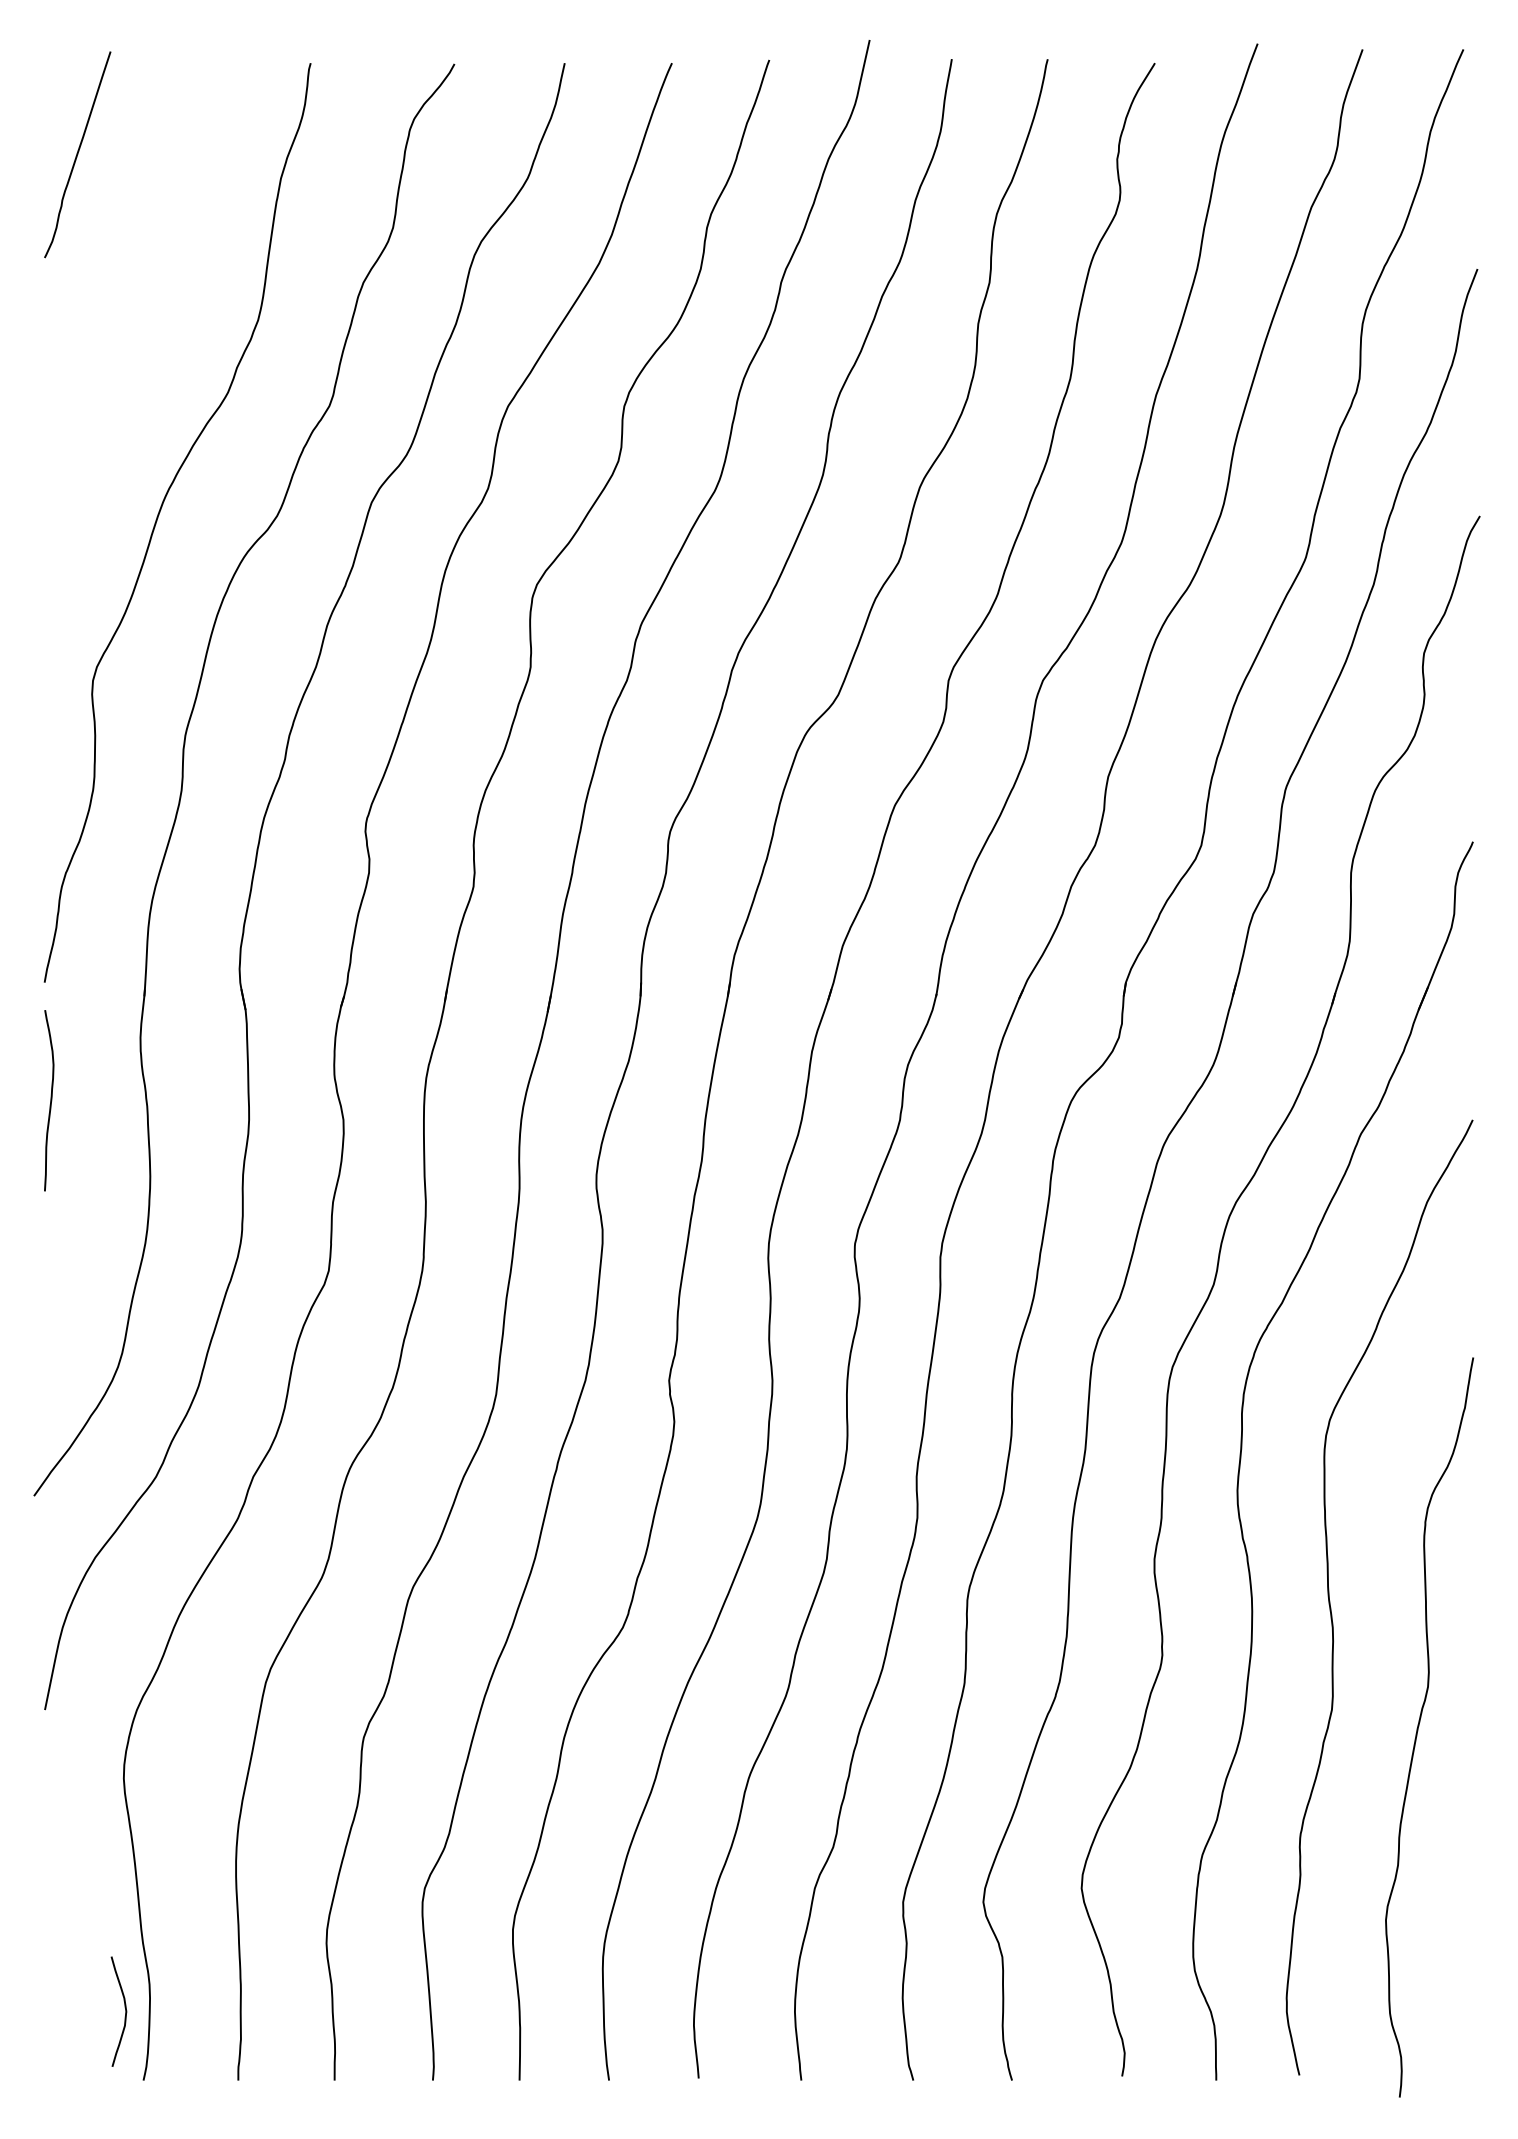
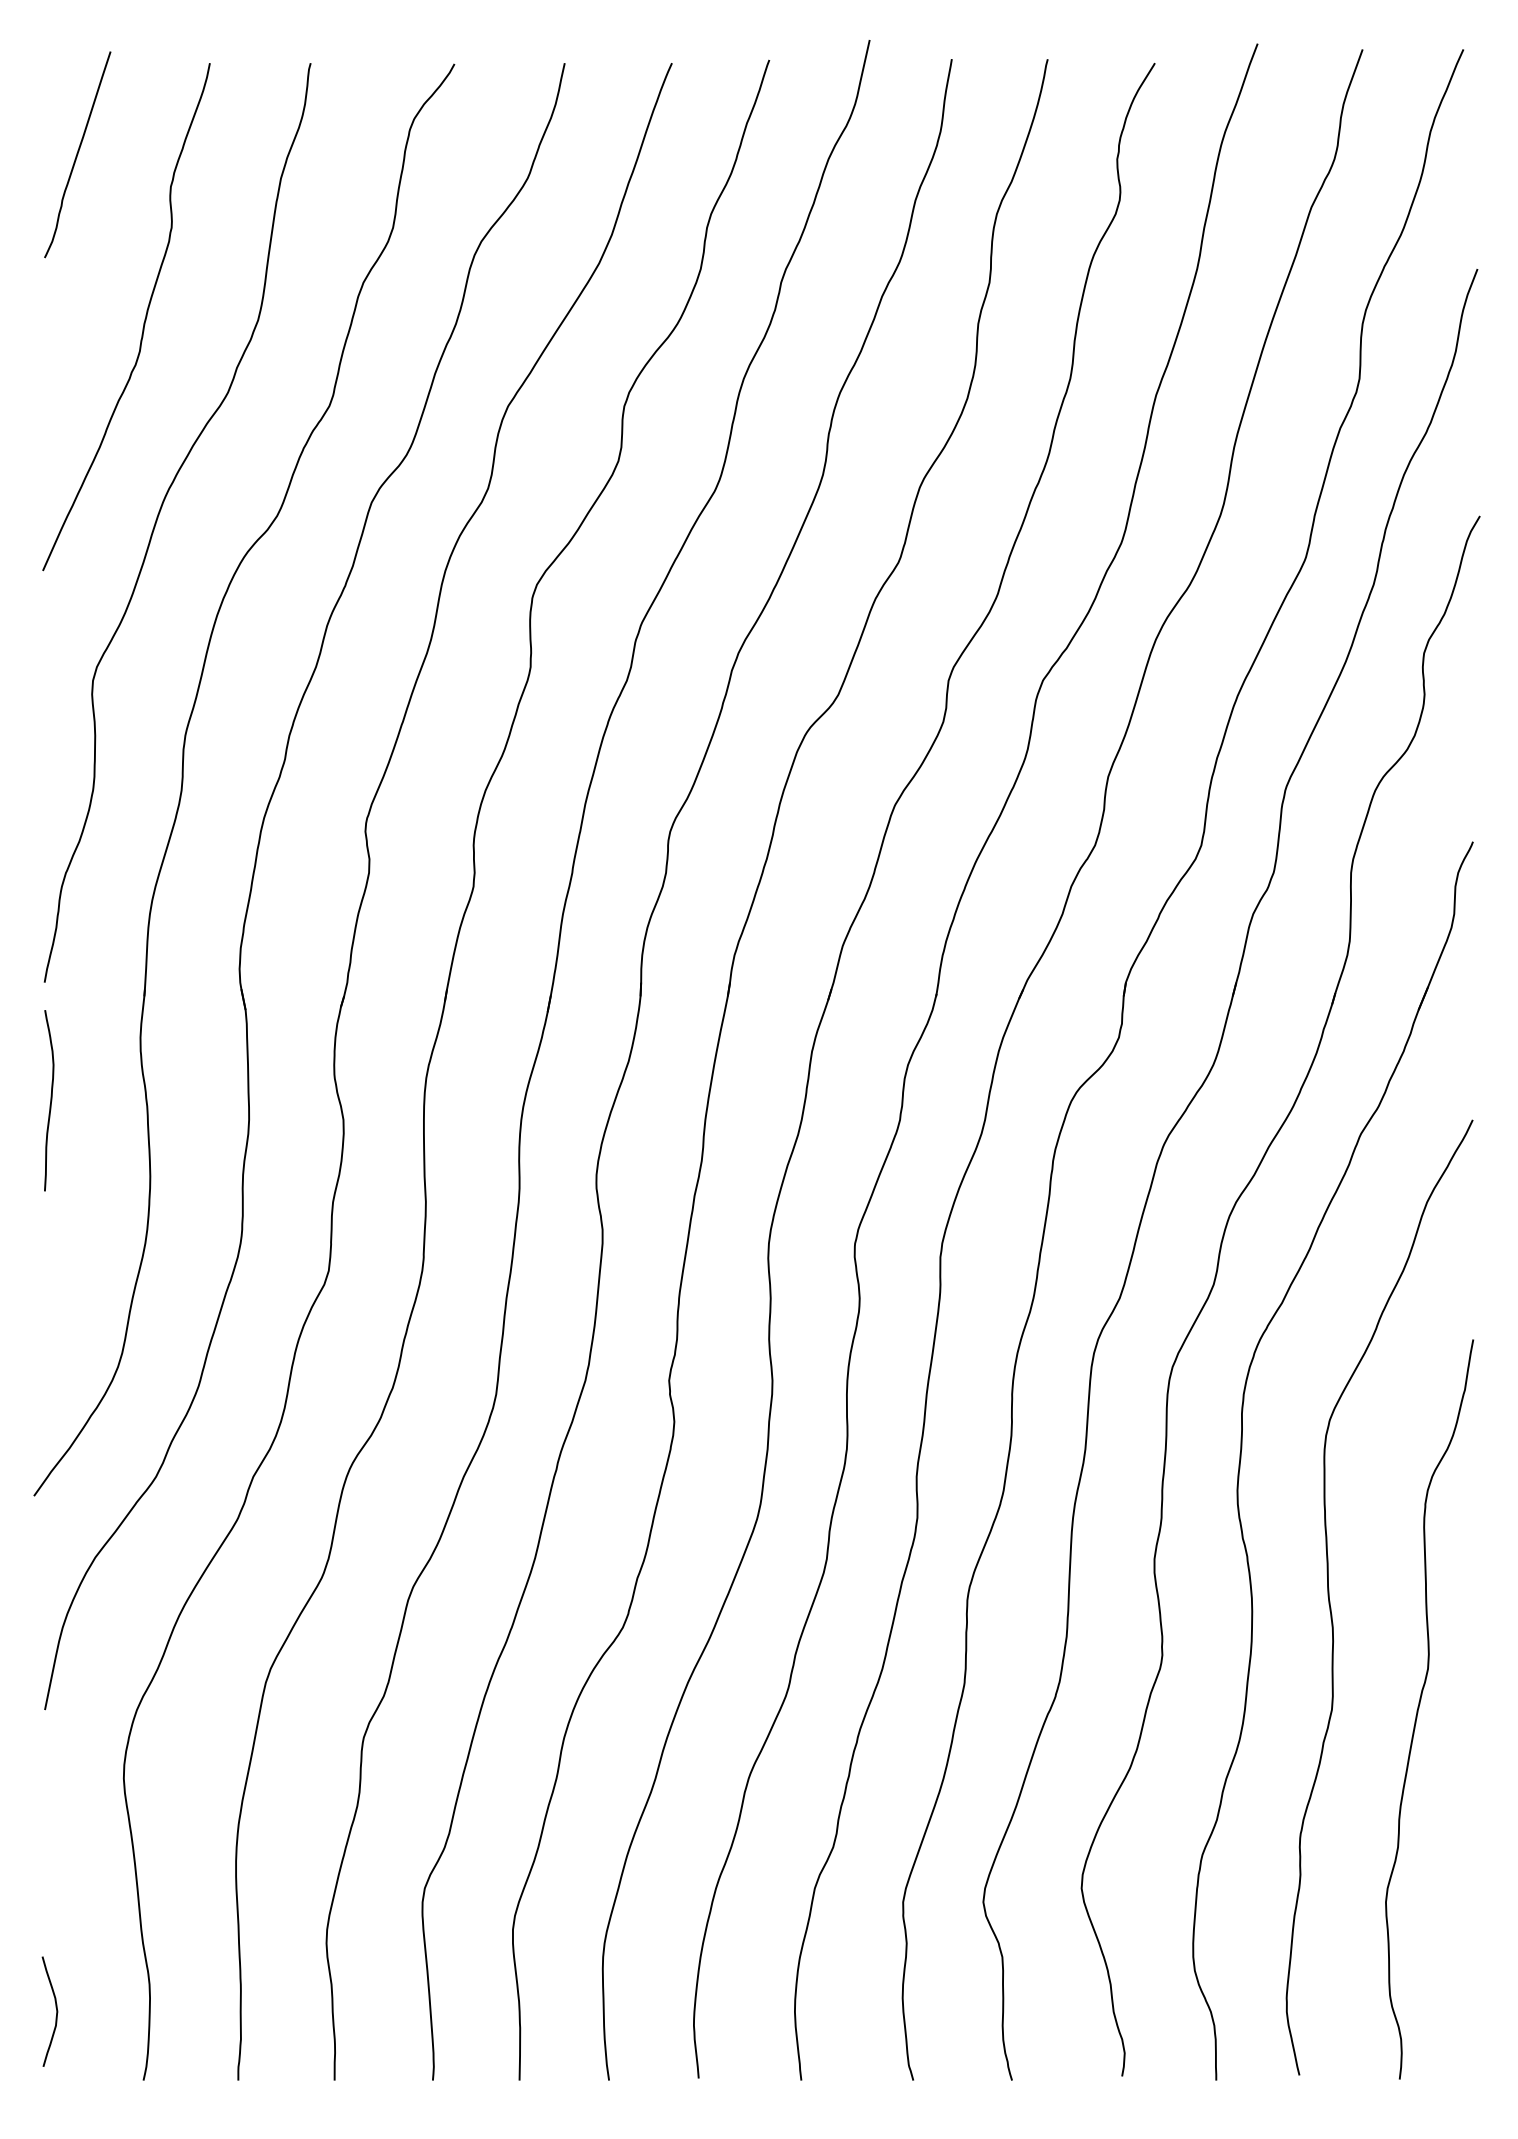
curve: none -> present (143, 322)
curve position: (1419, 1726) -> (1419, 1708) (1419, 1708)
curve position: (125, 2011) -> (56, 2011) (56, 2011)
